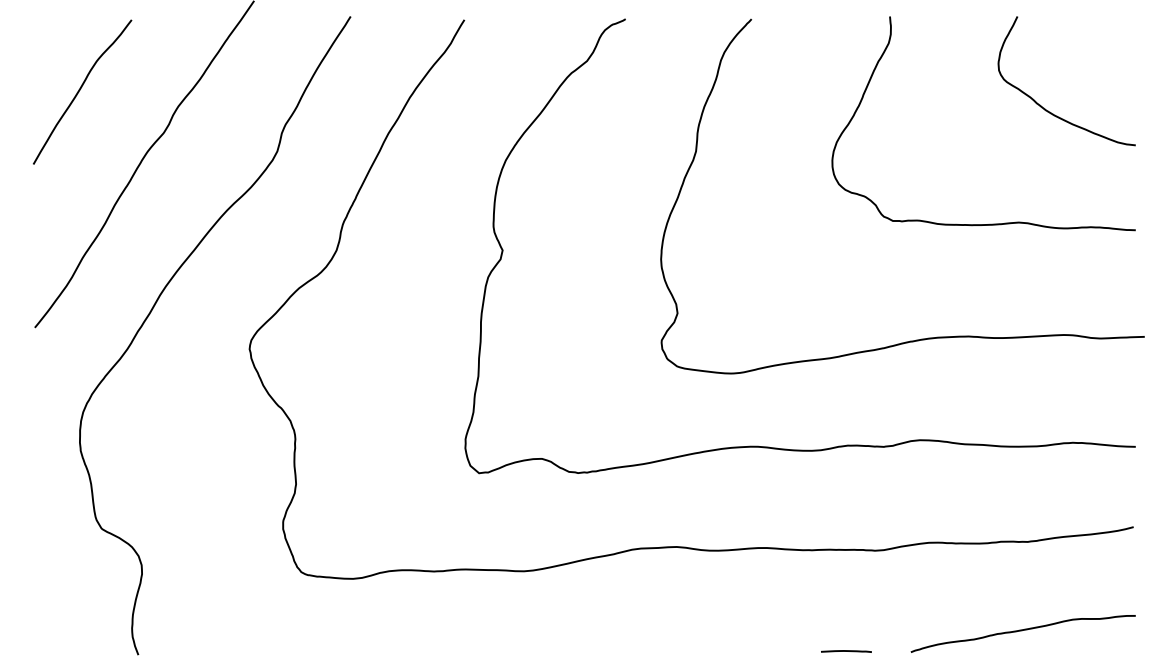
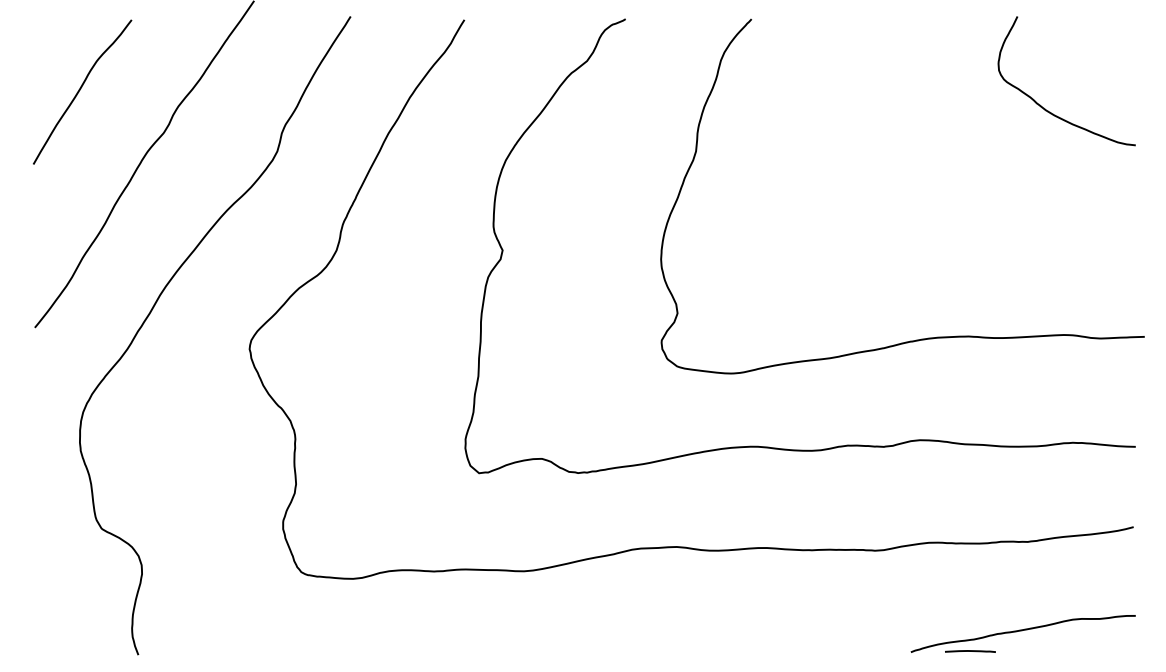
curve: present -> none (990, 223)
line position: (846, 651) -> (970, 651) (970, 651)
